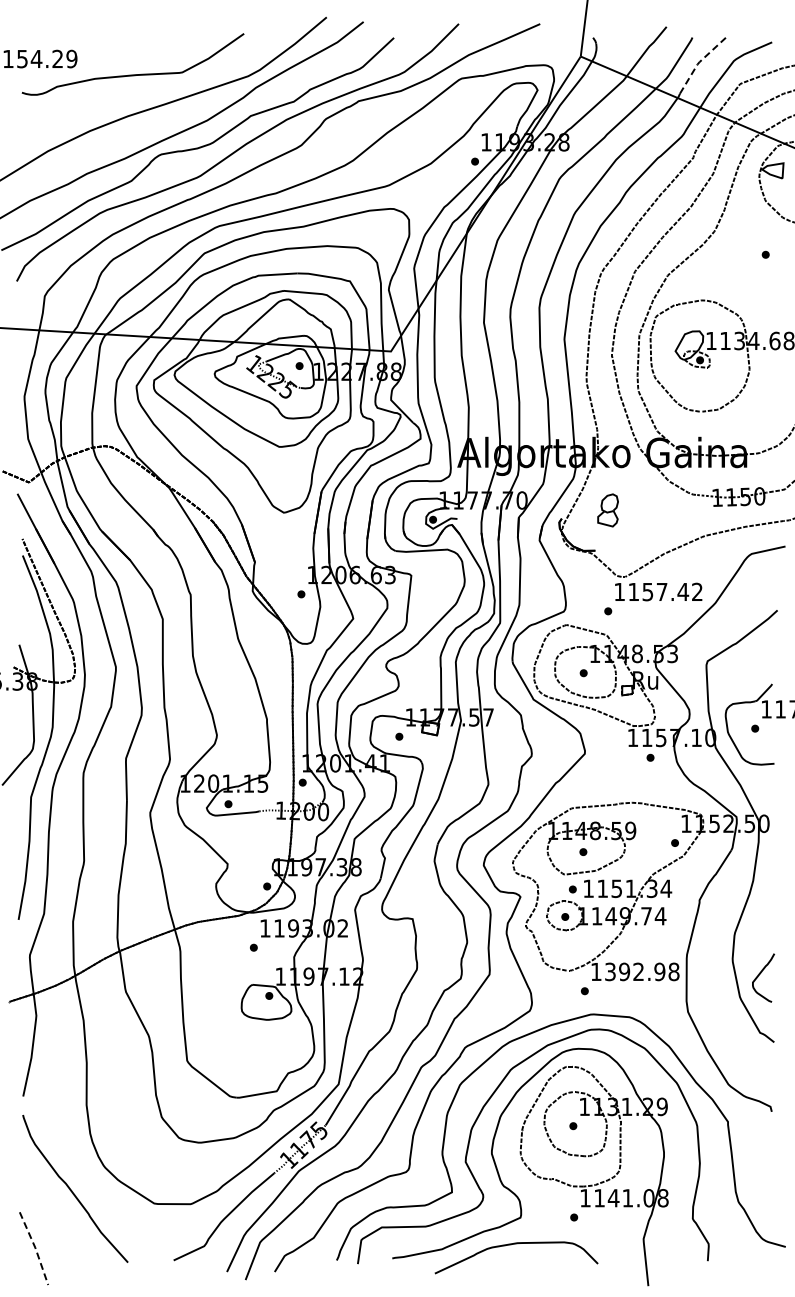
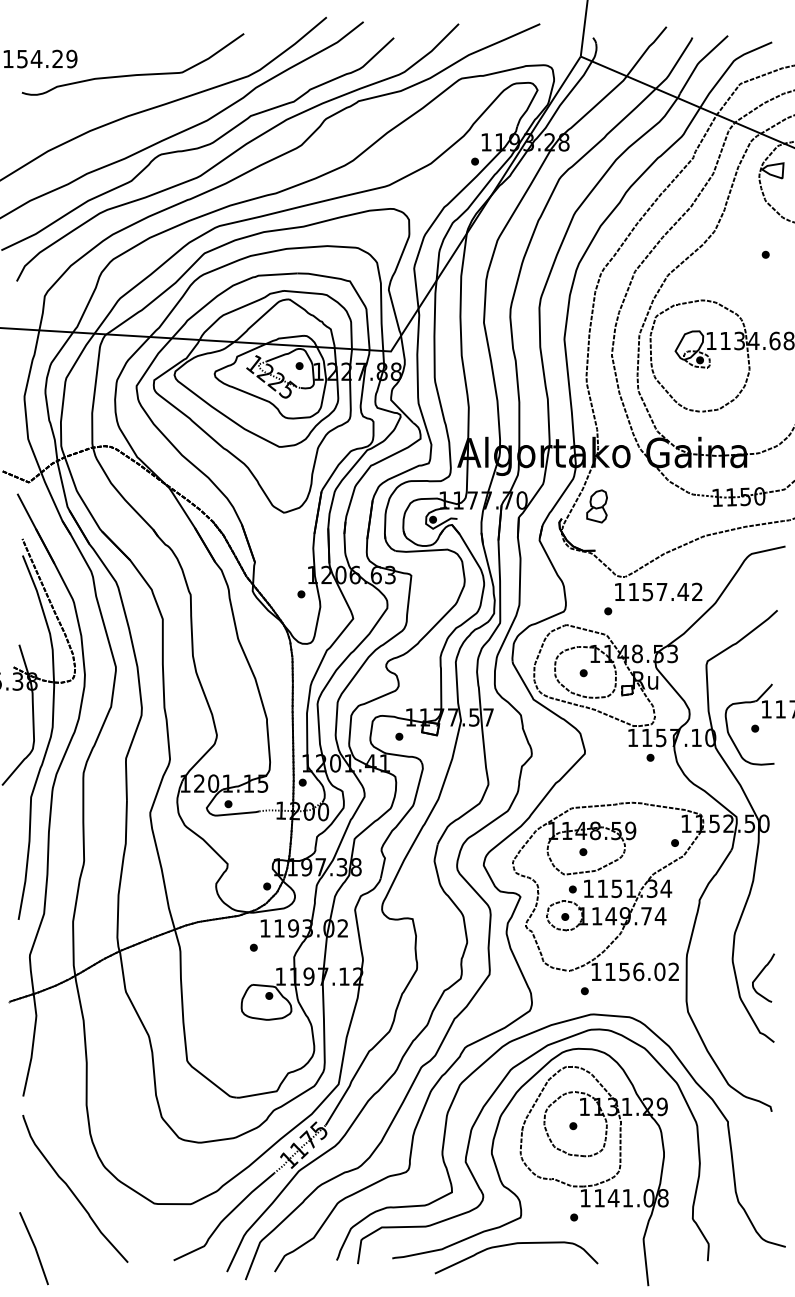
line: dashed -> solid (699, 62)
part position: (607, 510) -> (596, 506) (596, 506)
text: 1392.98 -> 1156.02 (642, 971)
line: dashed -> solid (35, 1247)
